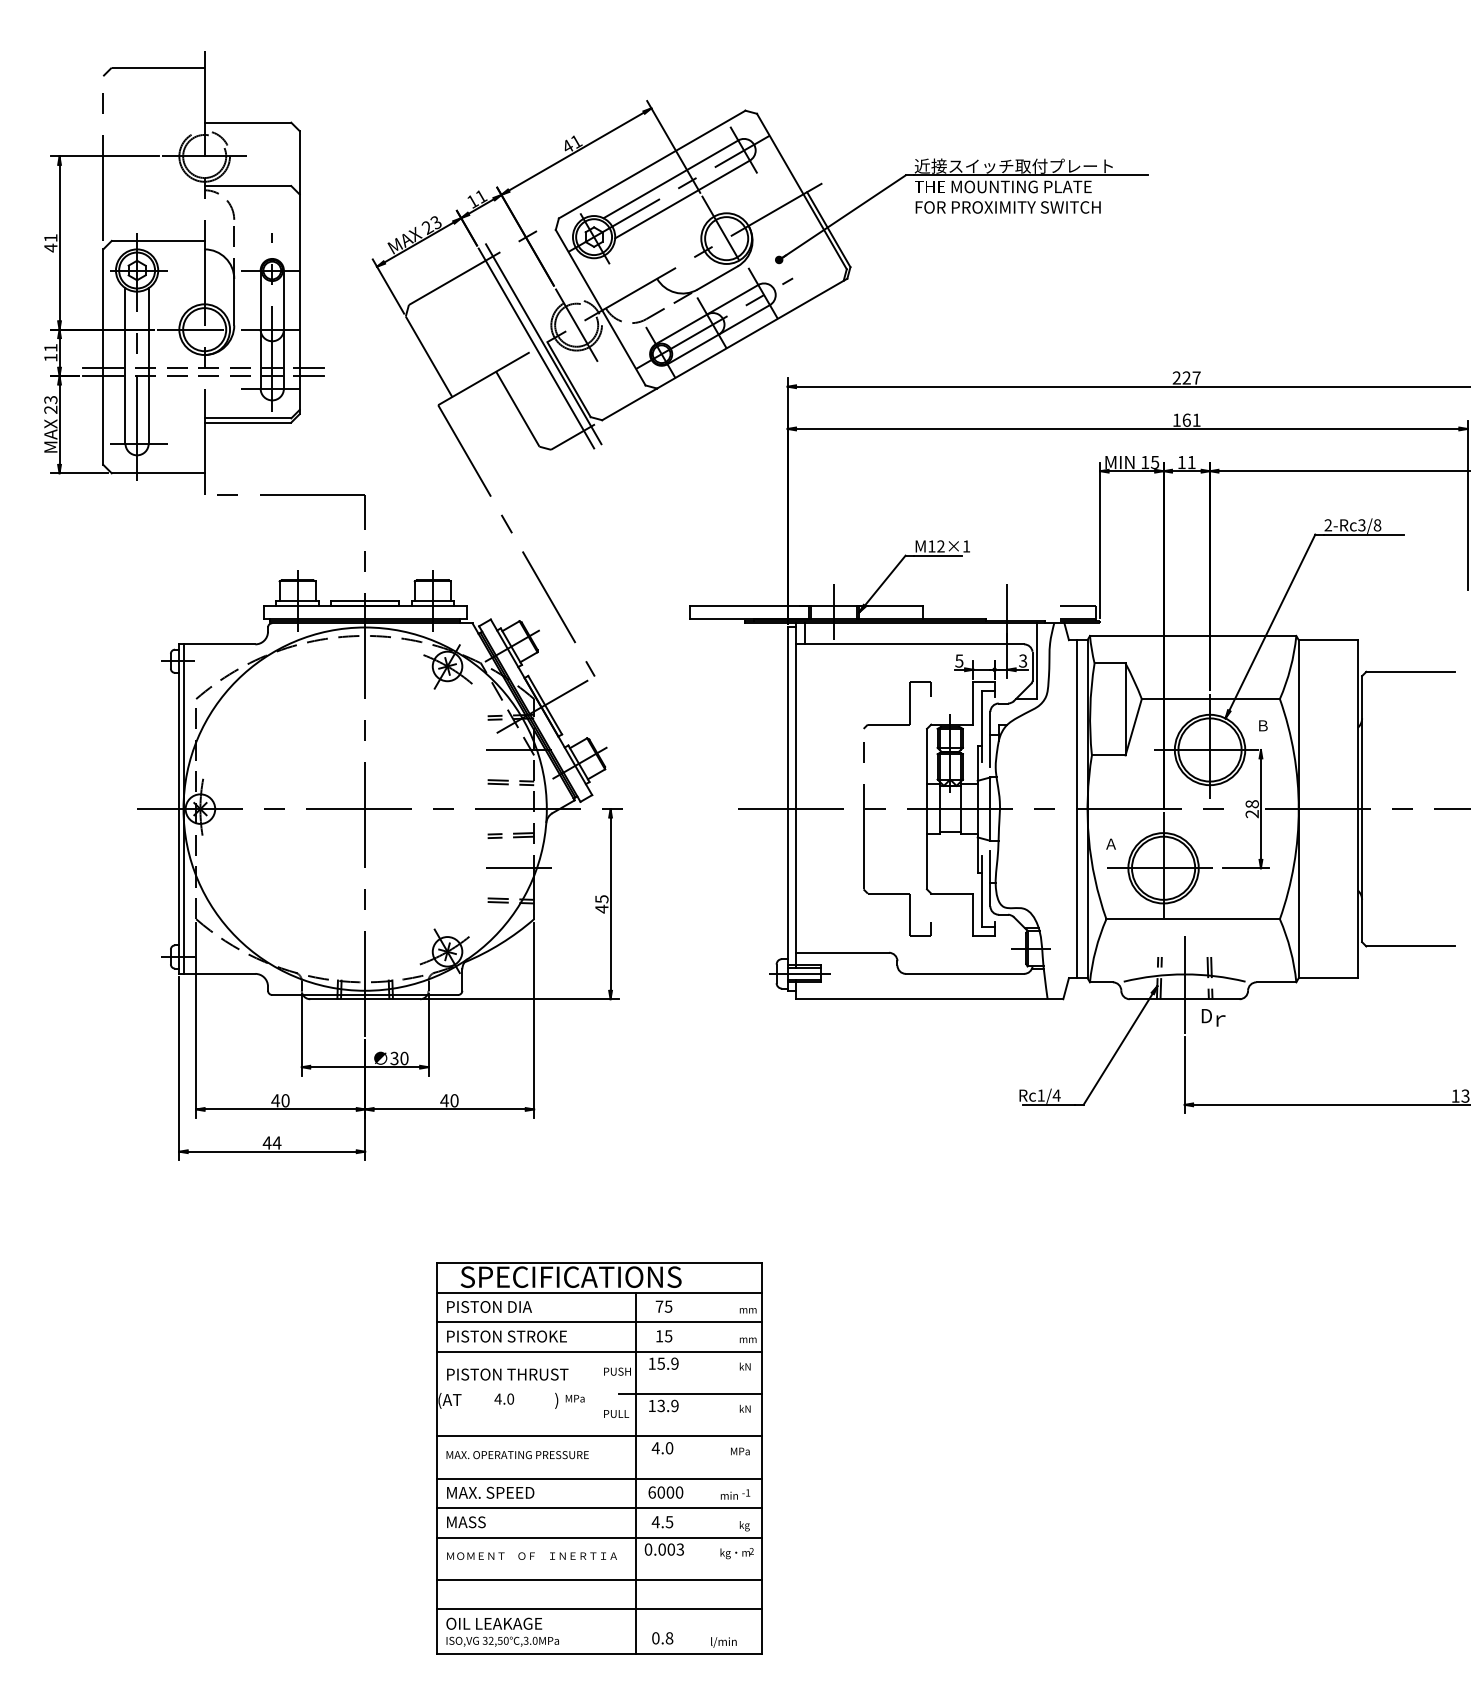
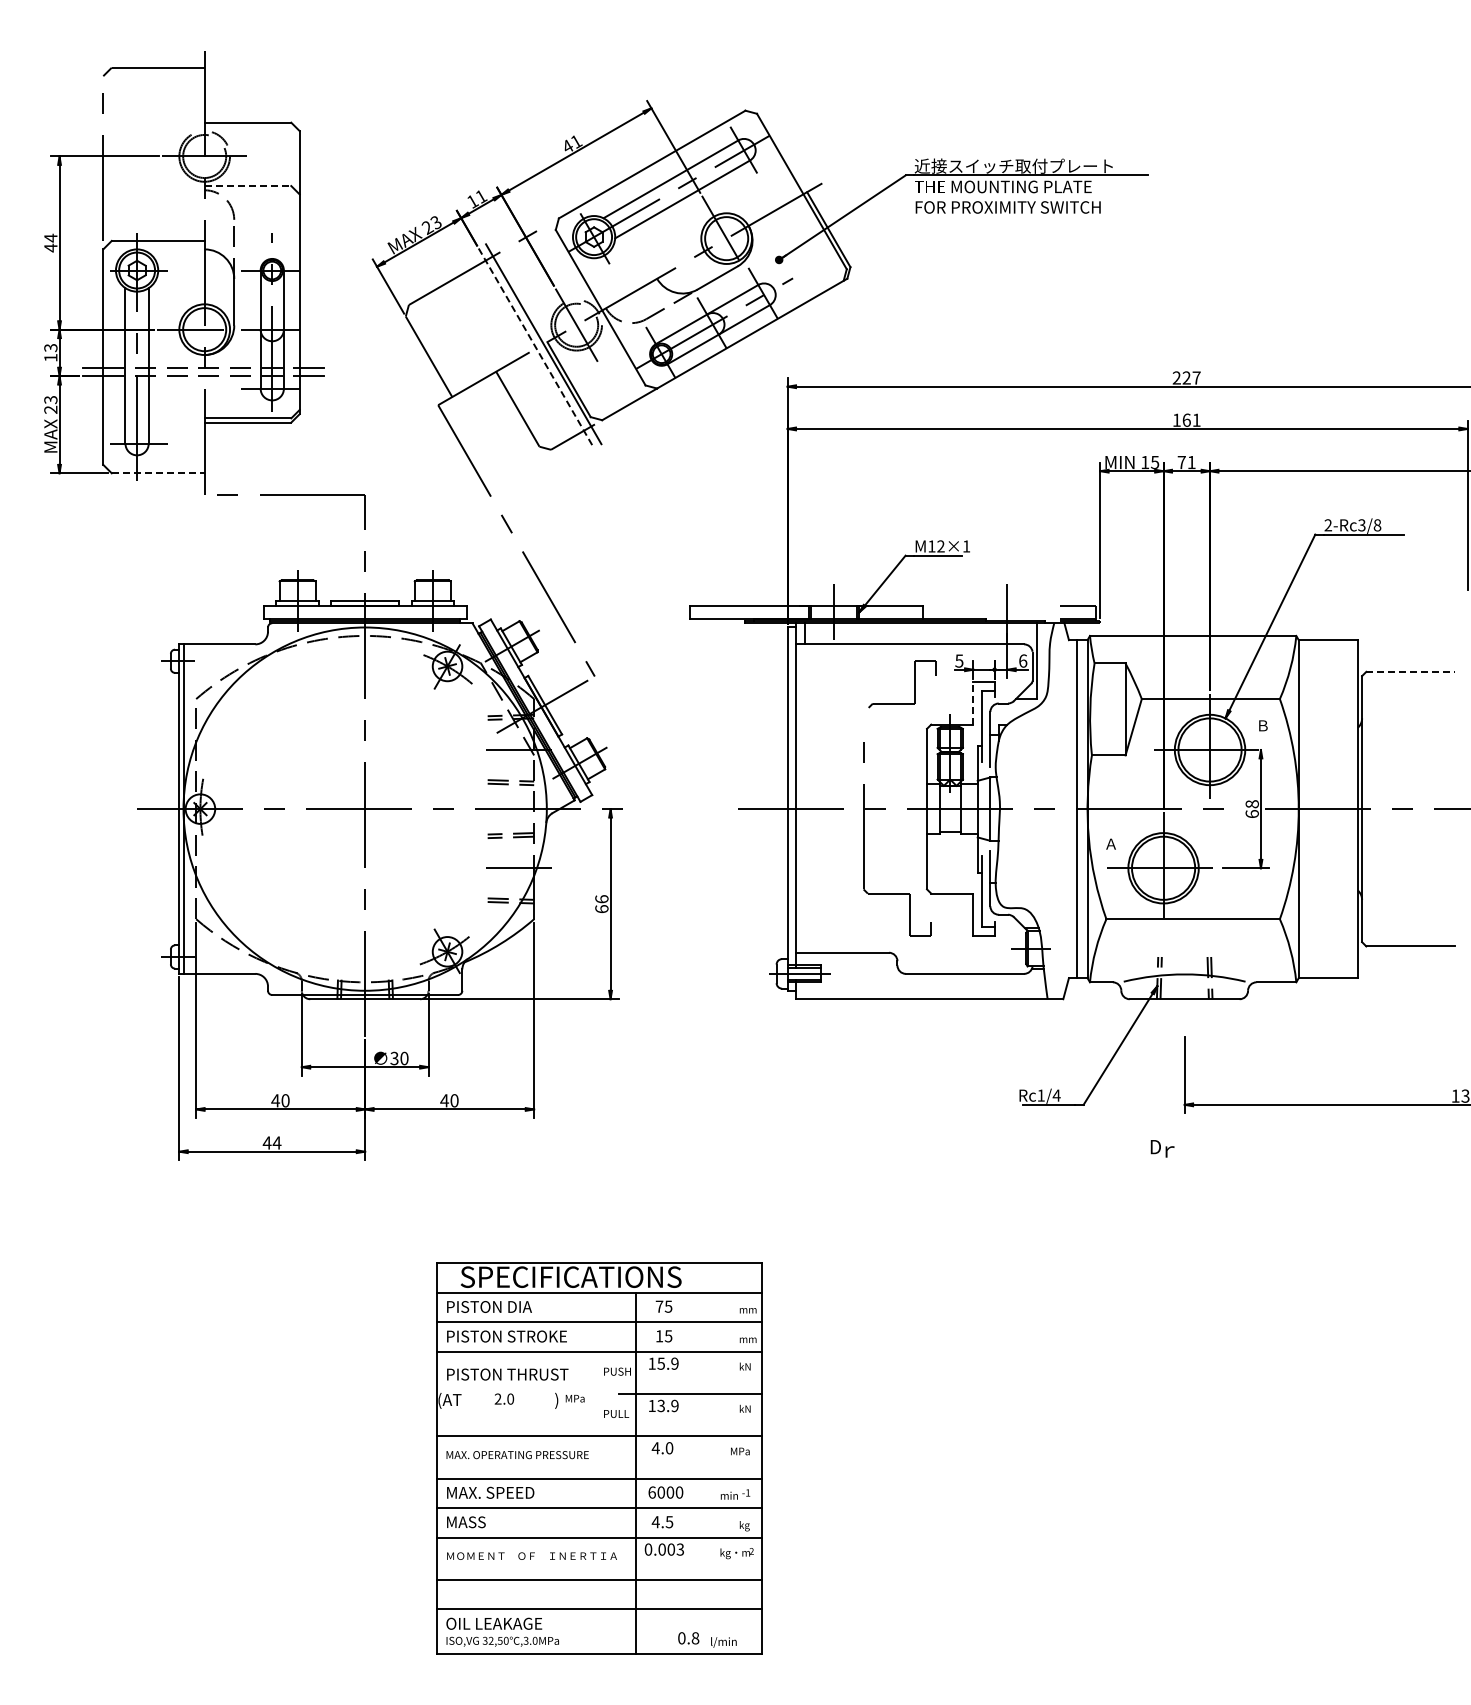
line: solid -> dashed (248, 186)
text: 41 -> 44 (50, 237)
text: 11 -> 13 (50, 348)
line: solid -> dashed (536, 348)
text: 11 -> 71 (1181, 462)
line: solid -> dashed (158, 473)
text: 3 -> 6 (1023, 660)
line: solid -> dashed (1411, 671)
line: solid -> dashed (973, 703)
part position: (909, 705) -> (914, 684) (914, 684)
text: 28 -> 68 (1251, 814)
text: 45 -> 66 (601, 904)
line: present -> none (1184, 984)
text position: (1213, 1017) -> (1162, 1148) (1162, 1148)
text: 4.0 -> 2.0 (497, 1398)
text position: (662, 1638) -> (688, 1638) (688, 1638)
